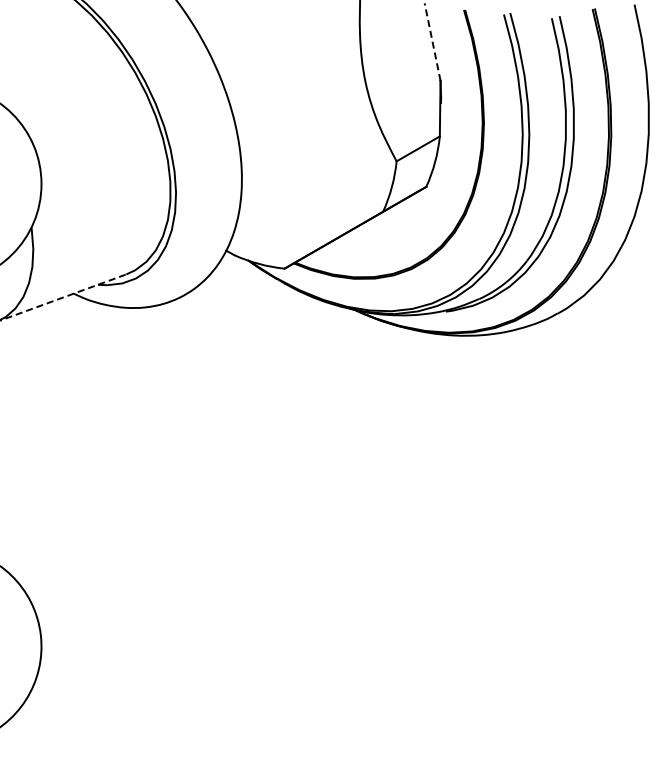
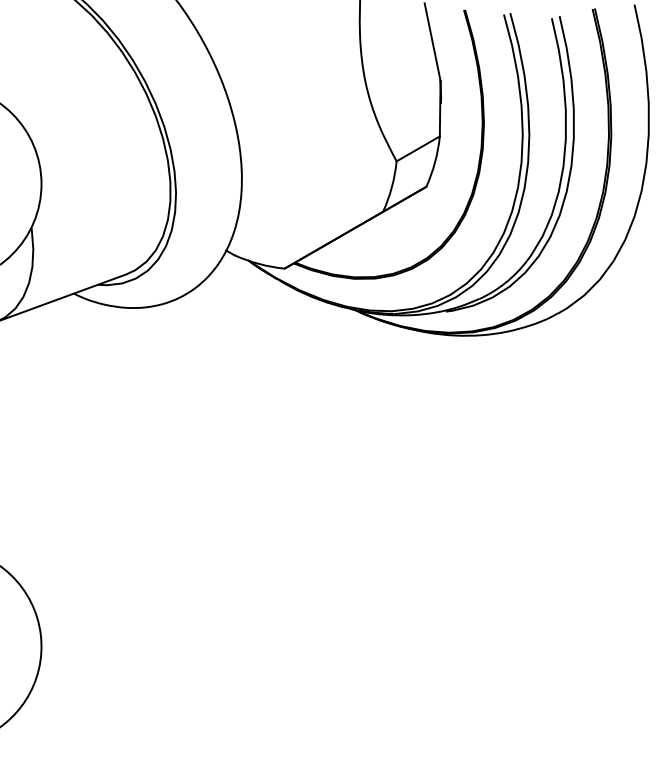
line: dashed -> solid (432, 42)
line: dashed -> solid (63, 297)
